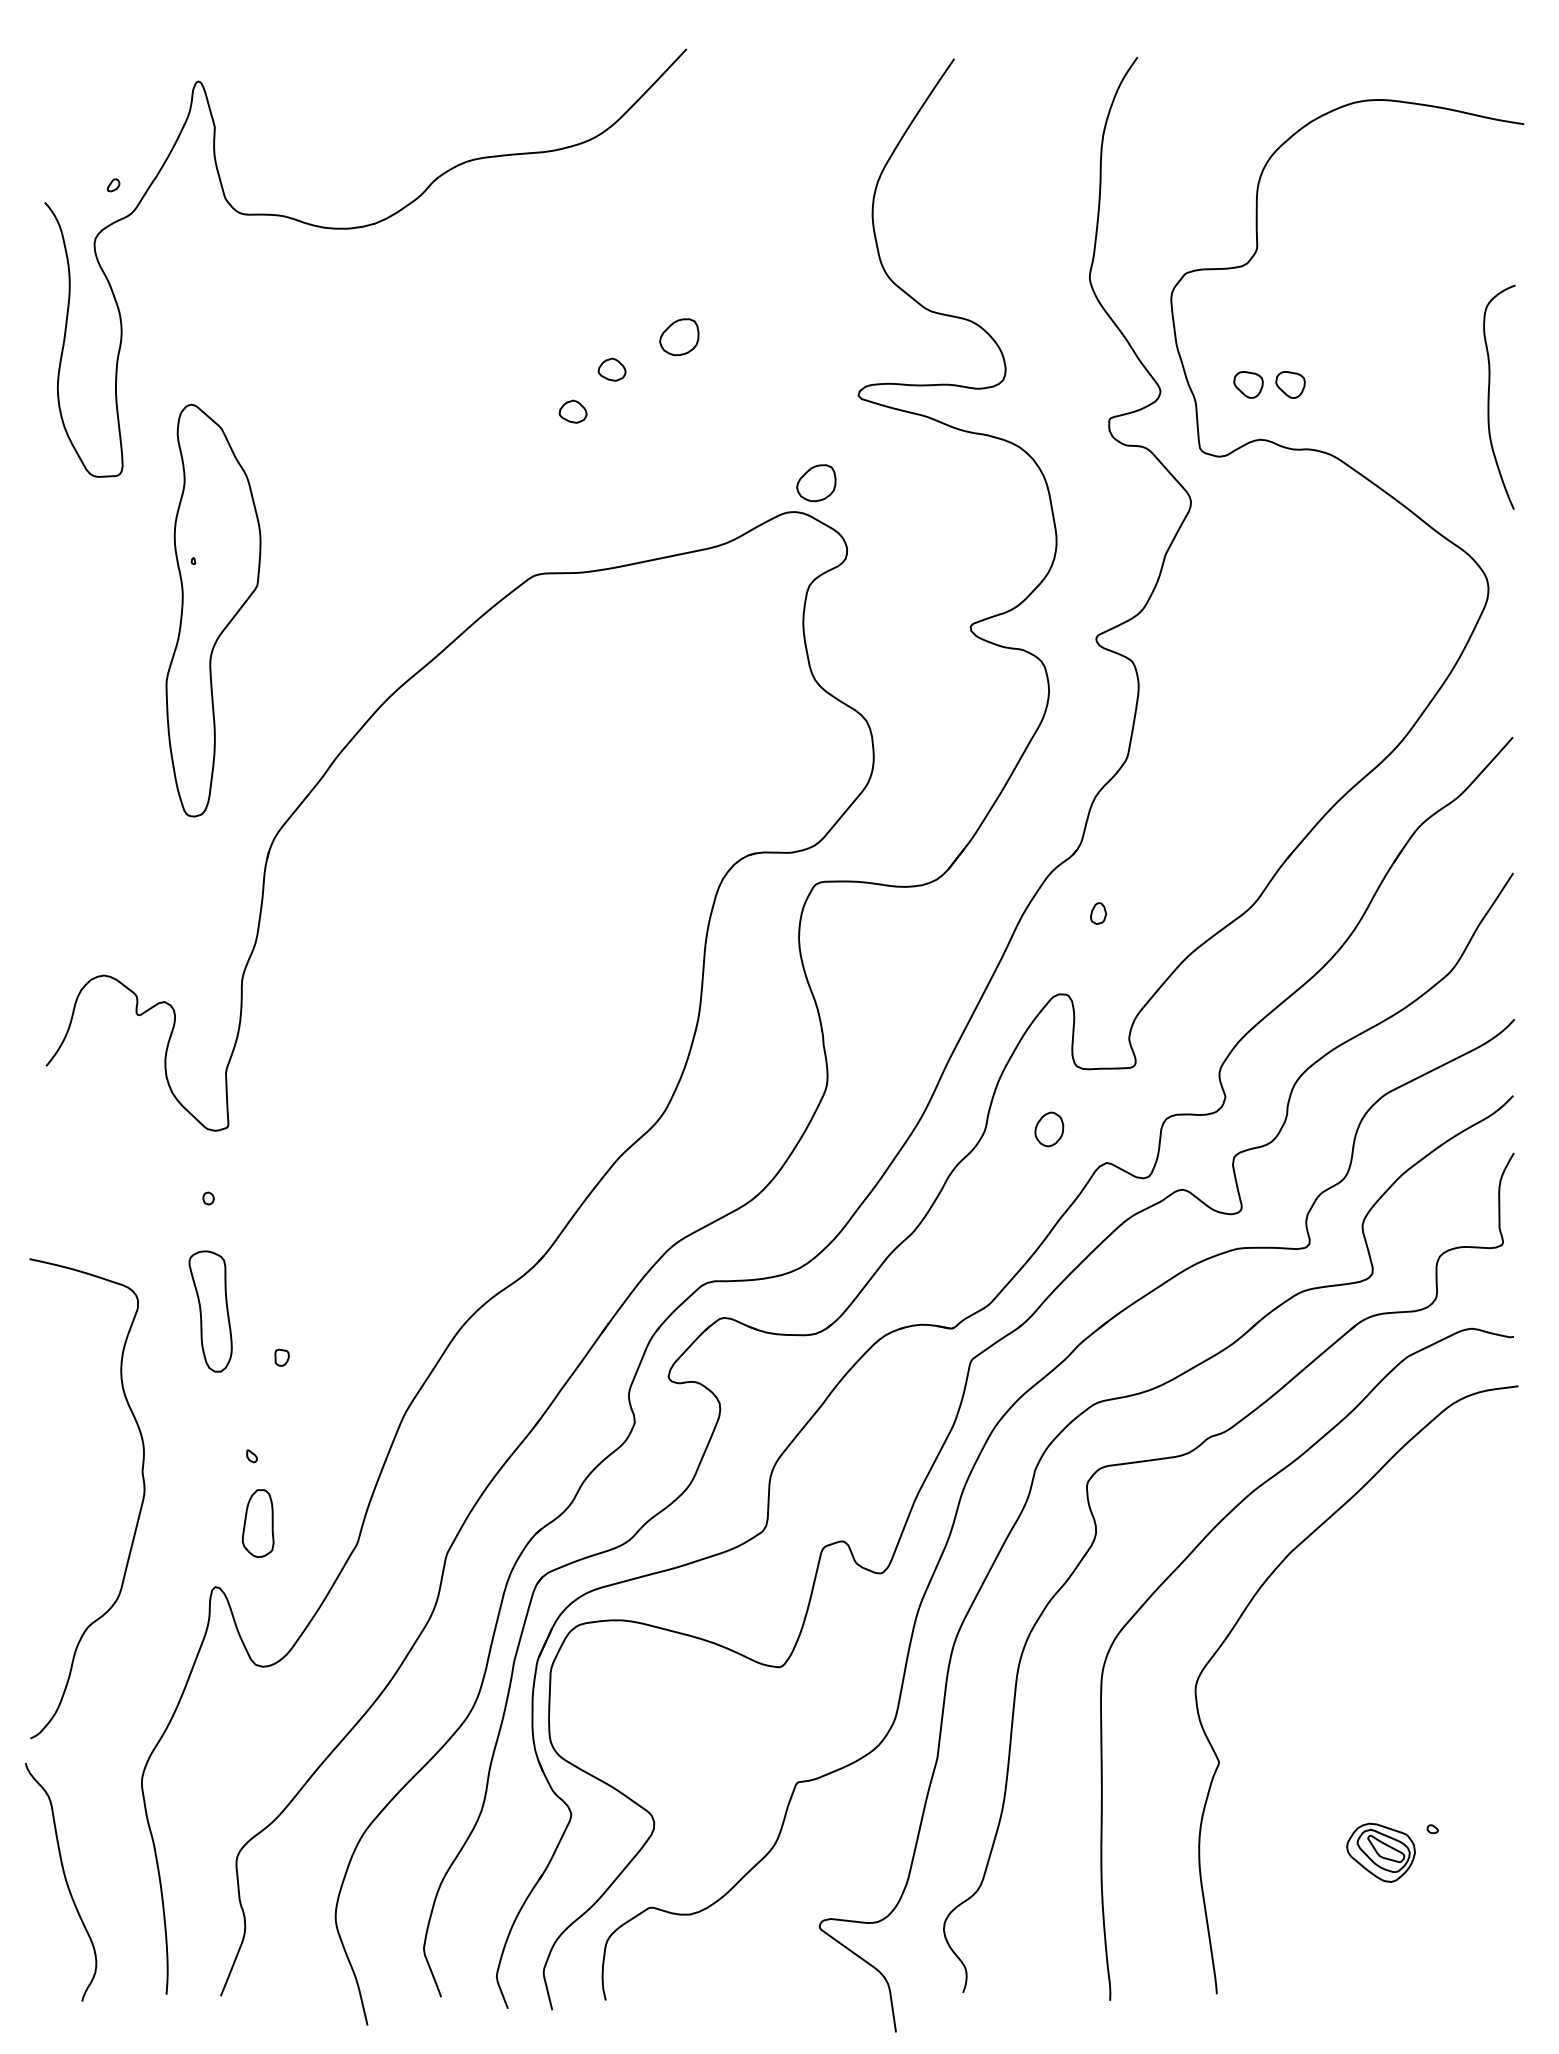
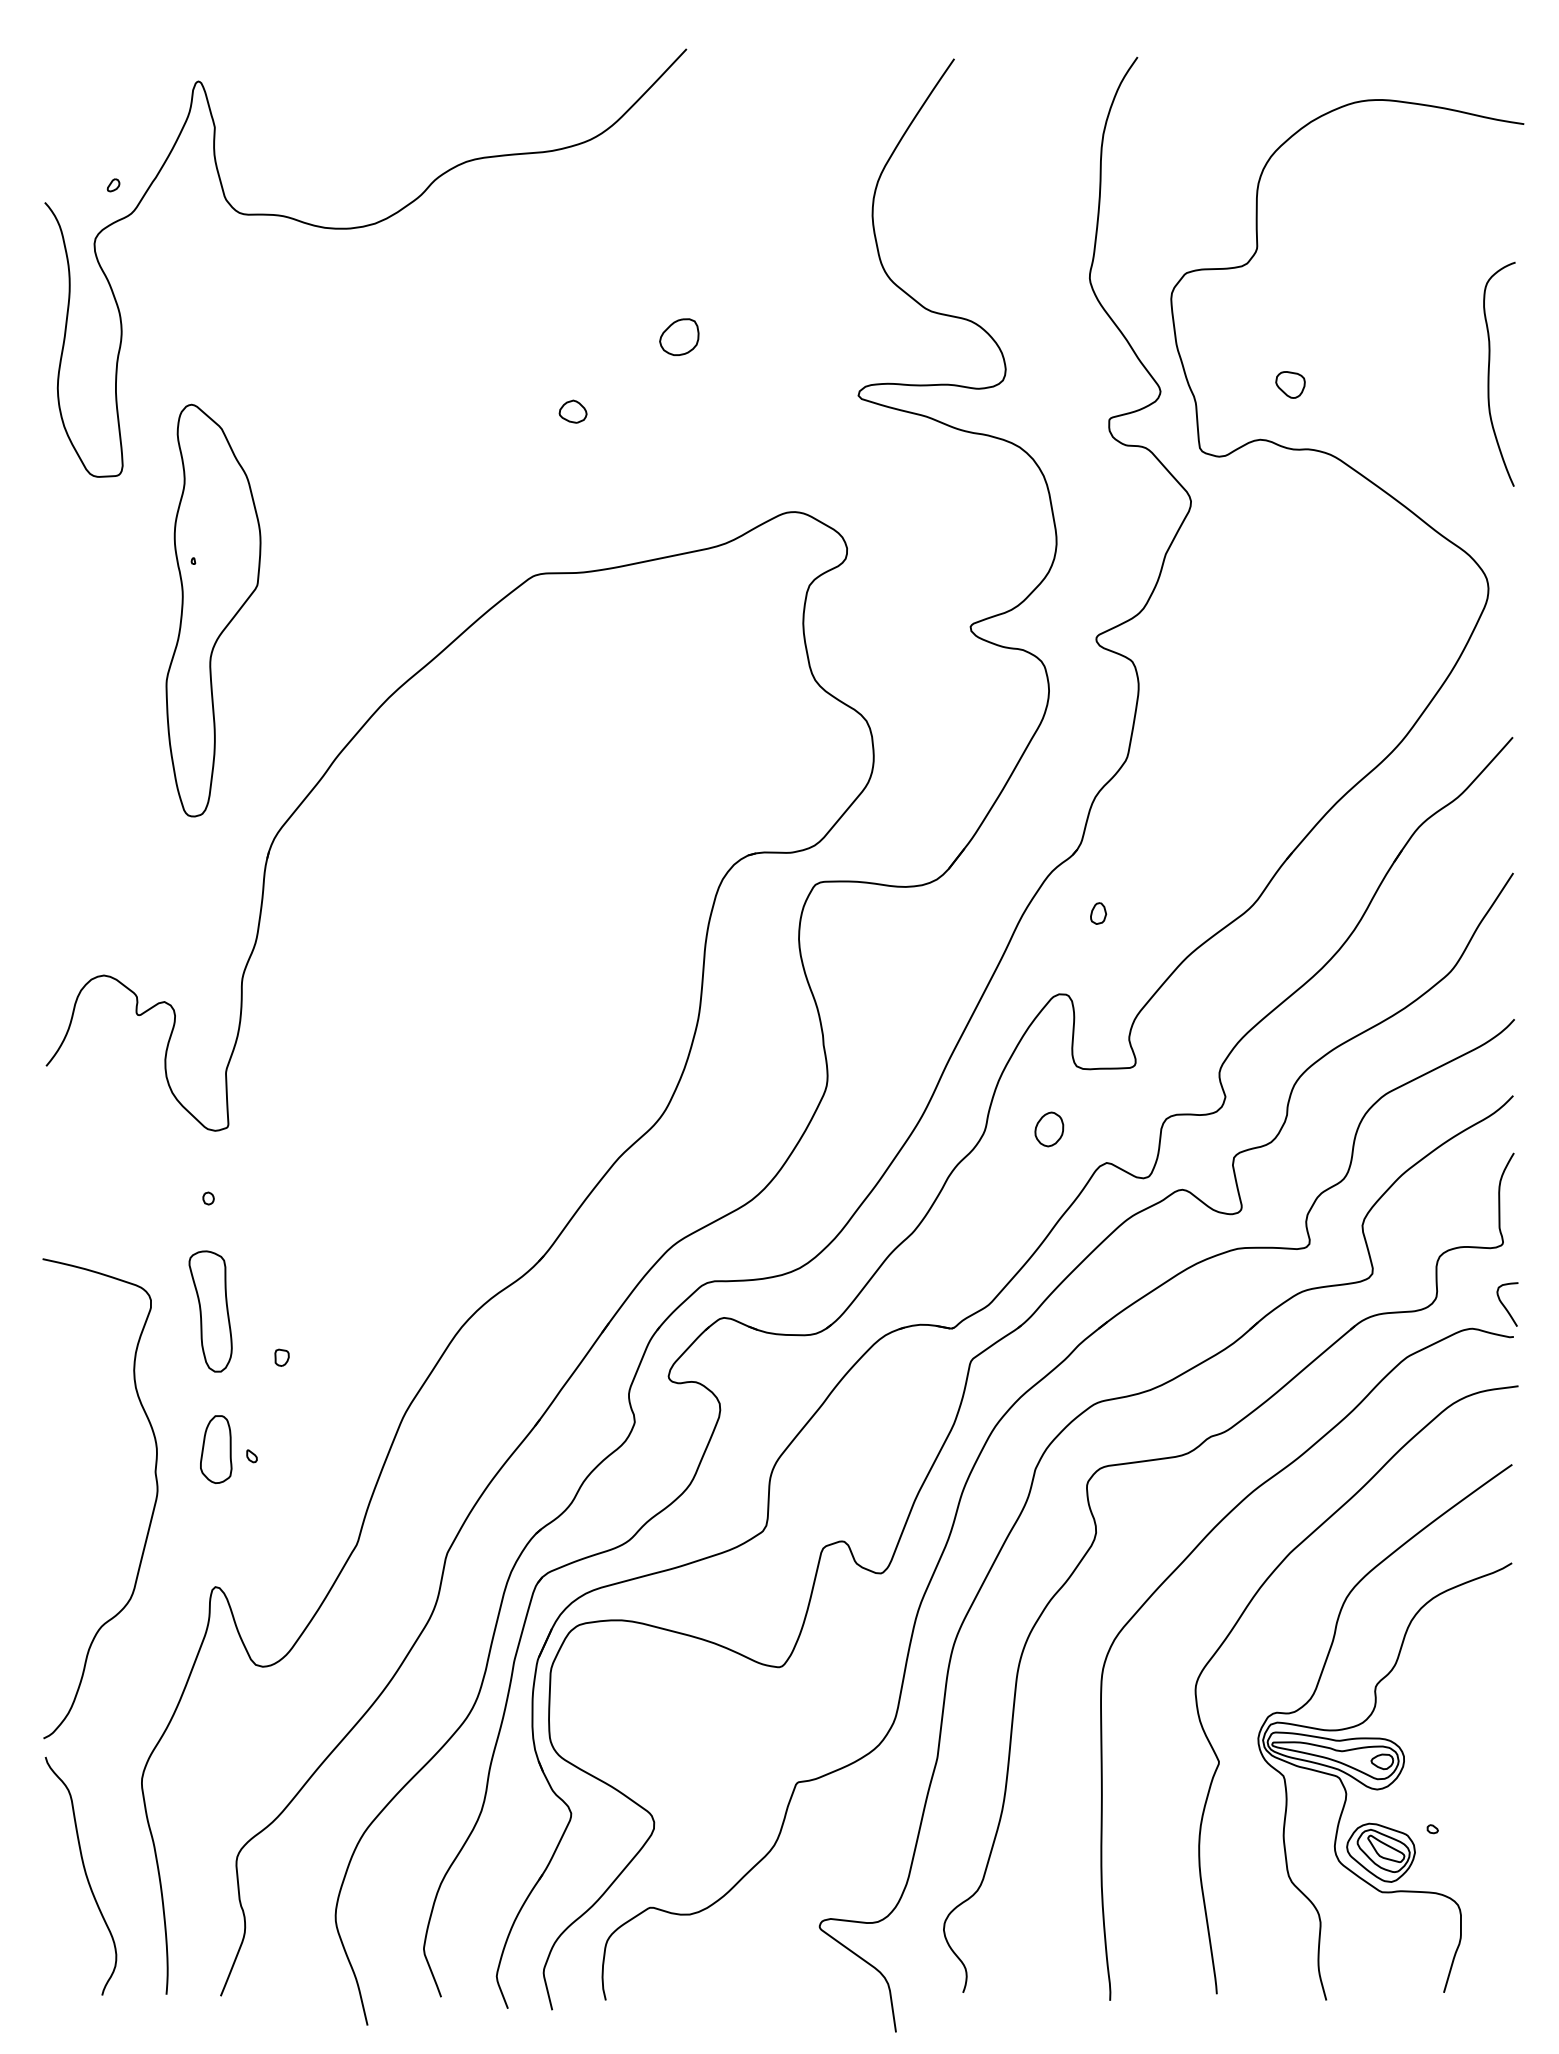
part: present -> none (611, 369)
part: present -> none (1248, 384)
curve position: (1489, 396) -> (1489, 373) (1489, 373)
part: present -> none (816, 482)
curve: none -> present (1505, 1306)
curve position: (139, 1510) -> (152, 1510) (152, 1510)
part position: (258, 1523) -> (216, 1449) (216, 1449)
part: none -> present (1384, 1732)
curve position: (64, 1879) -> (84, 1873) (84, 1873)
